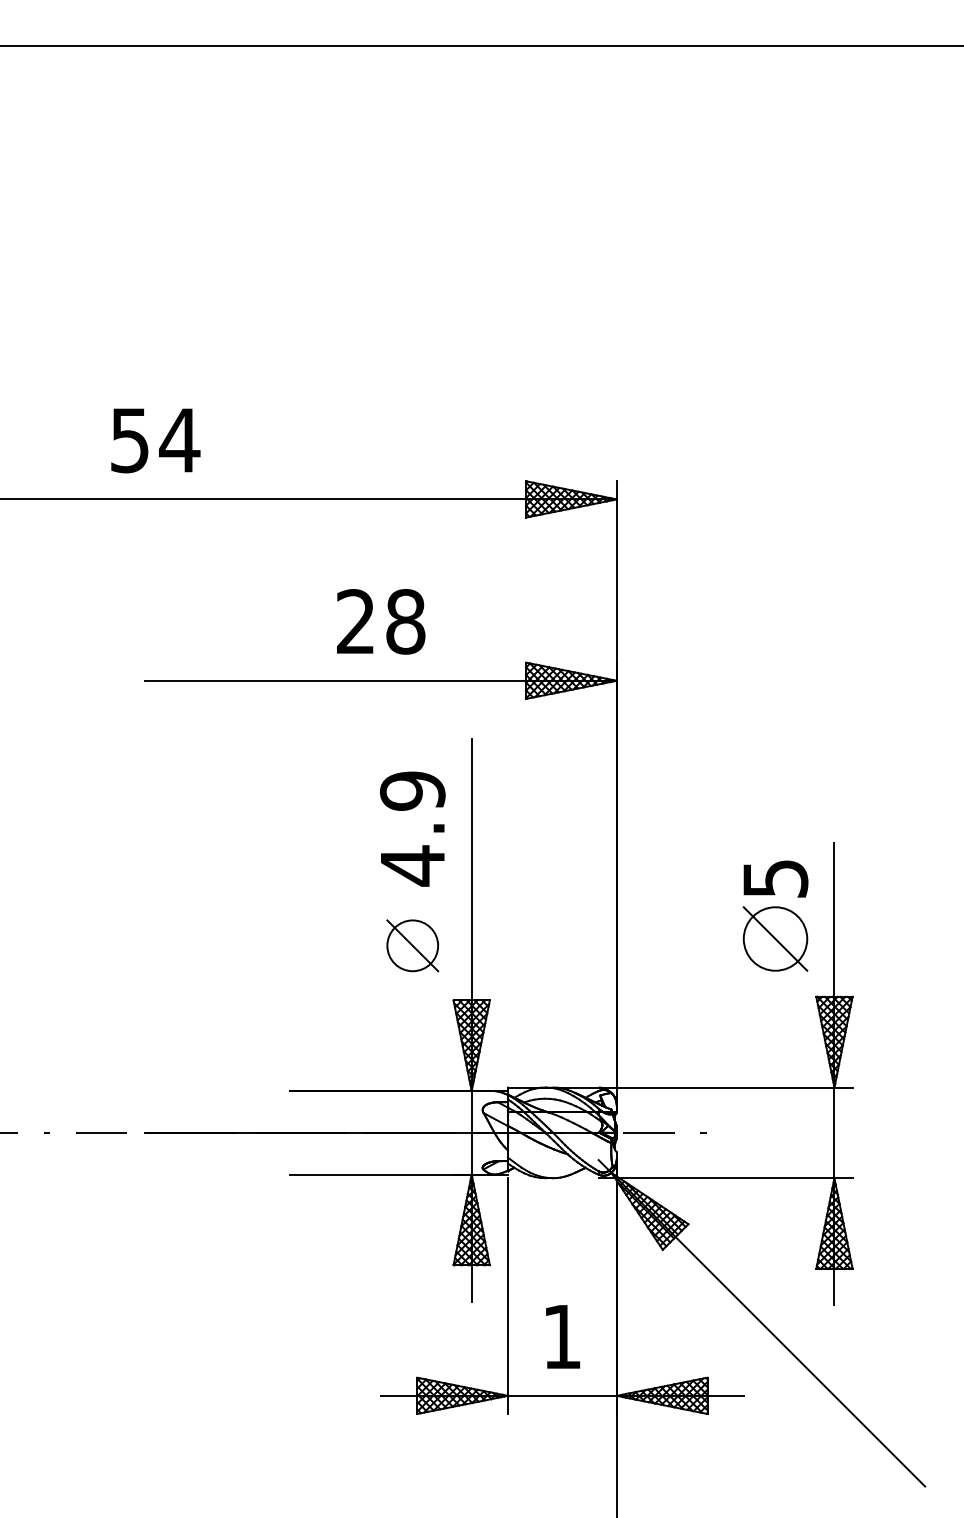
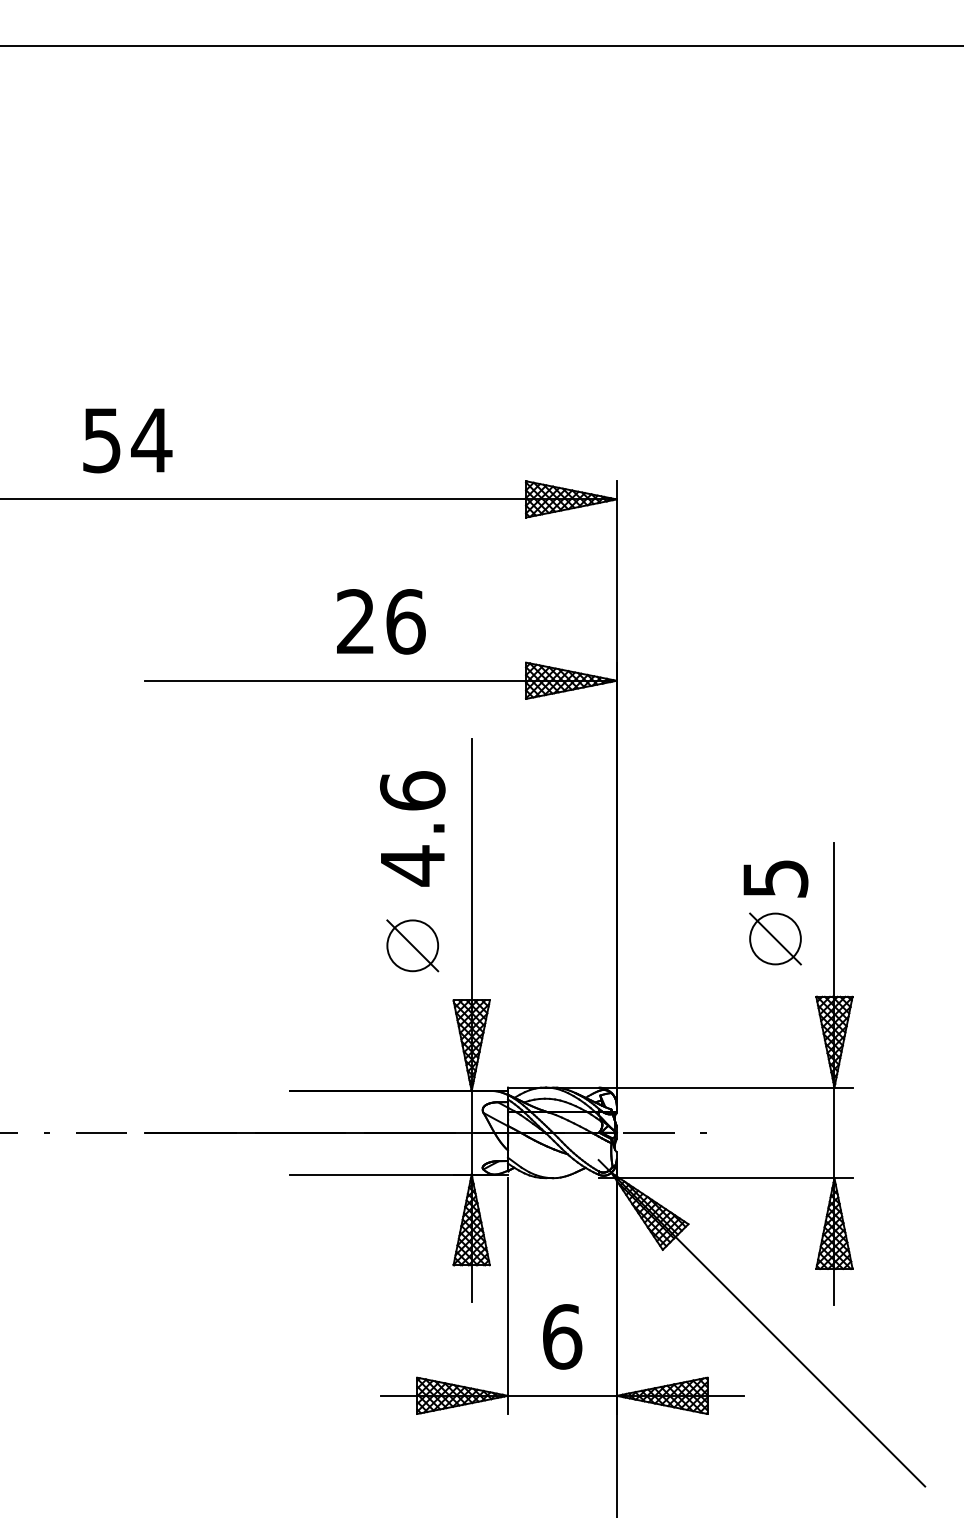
text position: (155, 440) -> (127, 440) (127, 440)
text: 28 -> 26 (405, 621)
text: 4.9 -> 4.6 (412, 790)
part size: 67x66 px -> 53x54 px (775, 938)
text: 1 -> 6 (562, 1336)
